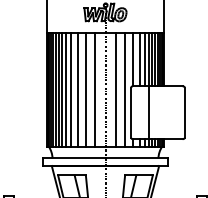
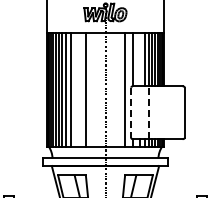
line: present -> none (139, 59)
line: present -> none (77, 89)
line: present -> none (94, 89)
line: present -> none (116, 89)
line: solid -> dashed (148, 112)
line: solid -> dashed (131, 113)
